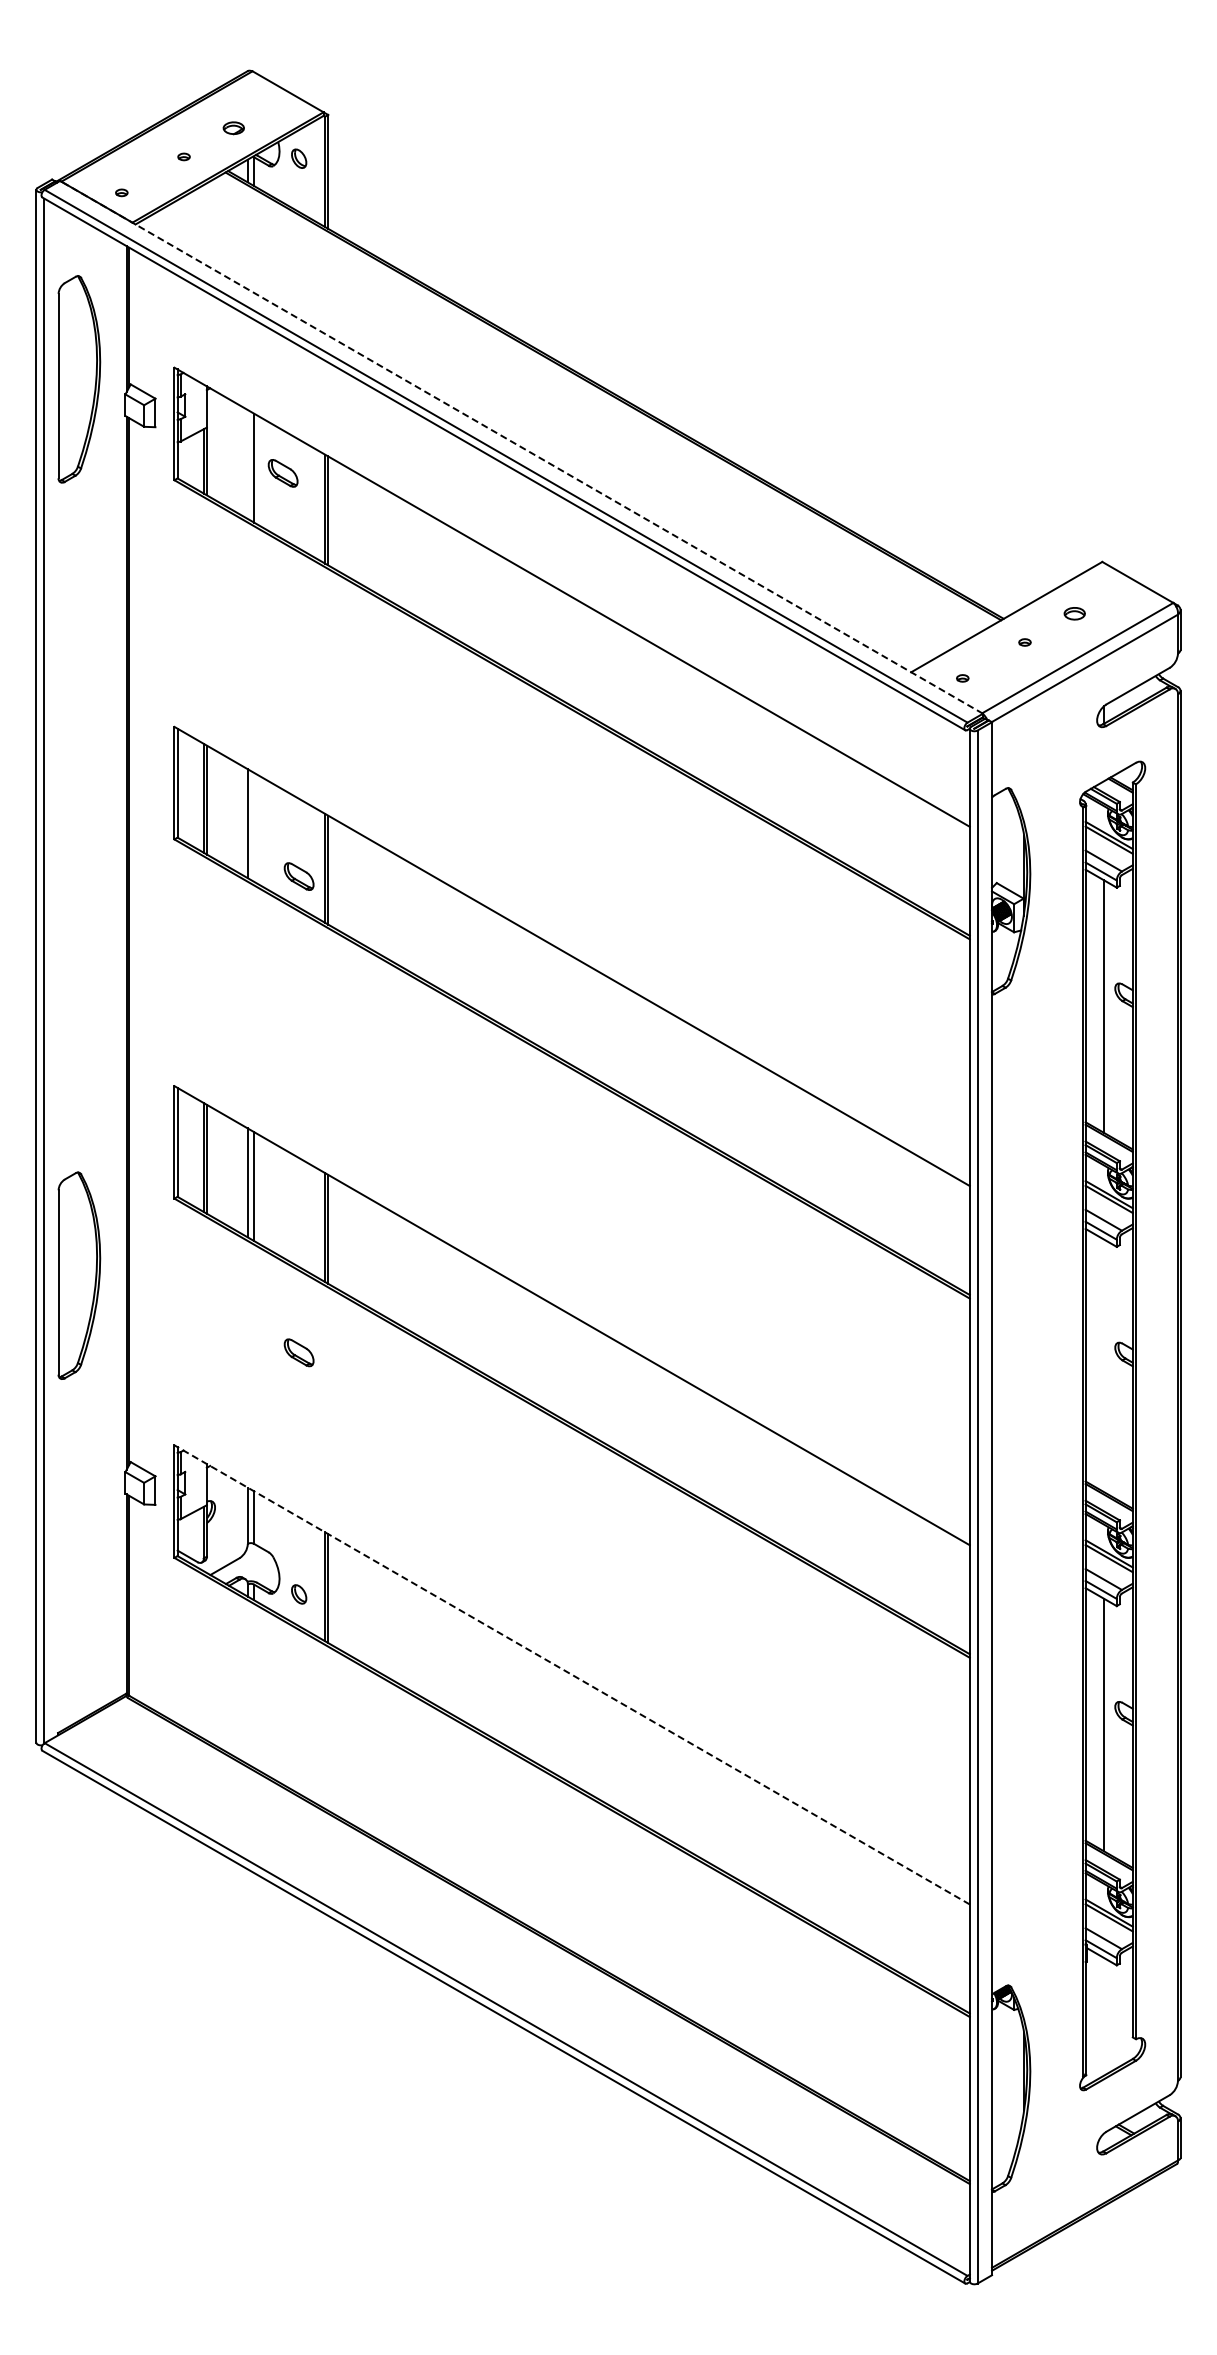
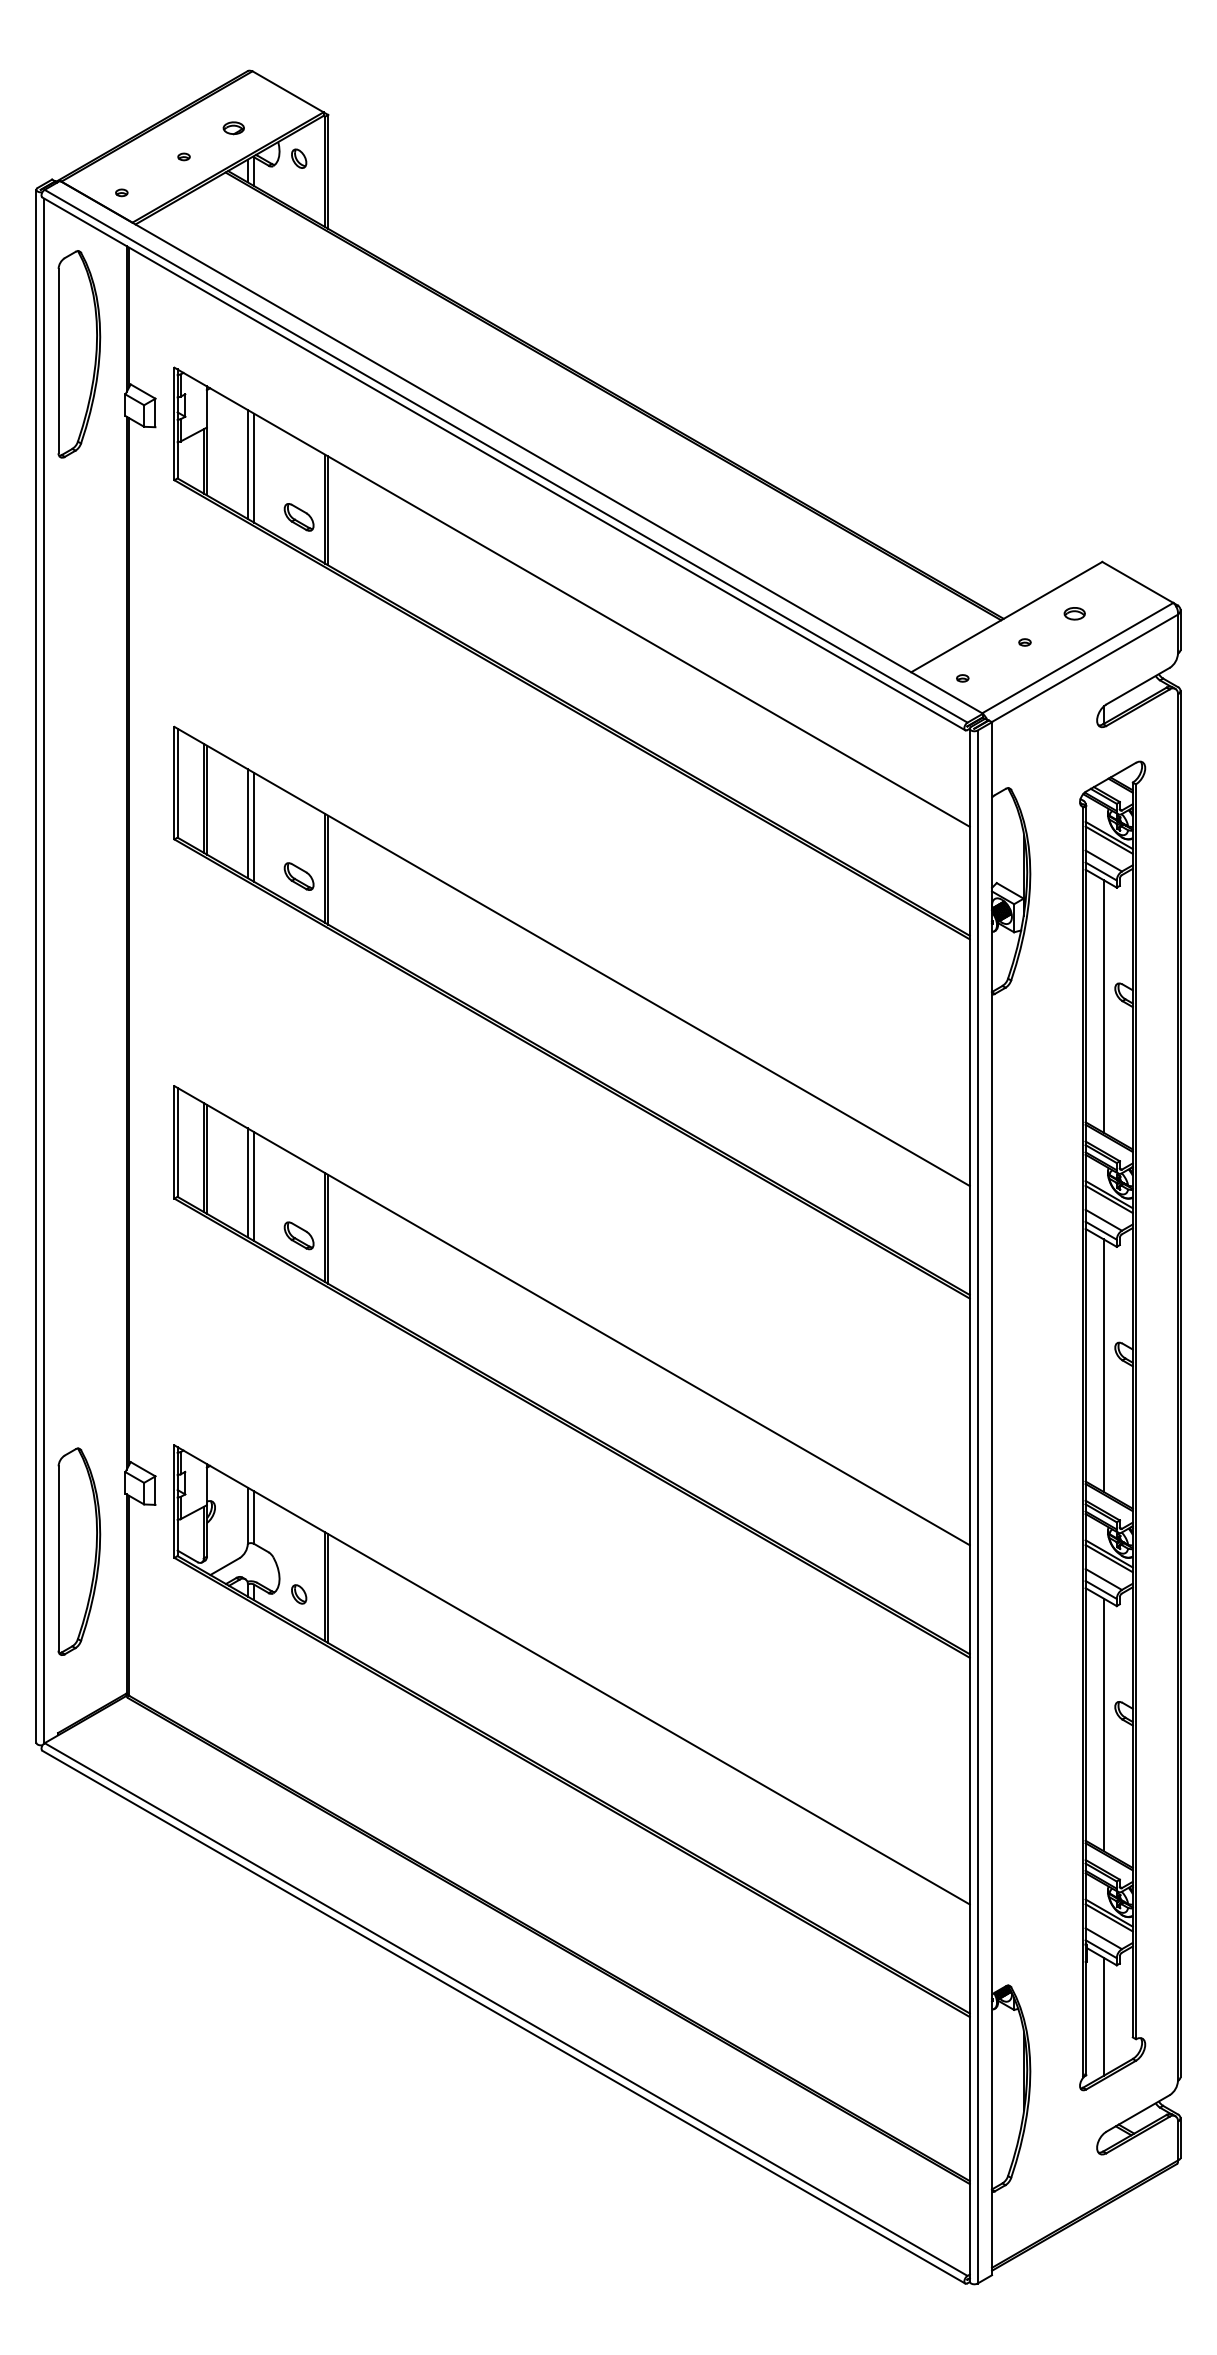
part position: (79, 379) -> (79, 354) (79, 354)
line: dashed -> solid (521, 447)
line: none -> present (247, 464)
part position: (282, 473) -> (298, 517) (298, 517)
line: none -> present (254, 826)
part position: (79, 1275) -> (79, 1551) (79, 1551)
part position: (298, 1352) -> (298, 1235) (298, 1235)
line: none -> present (1103, 1365)
line: dashed -> solid (571, 1674)
line: none -> present (1103, 2016)
